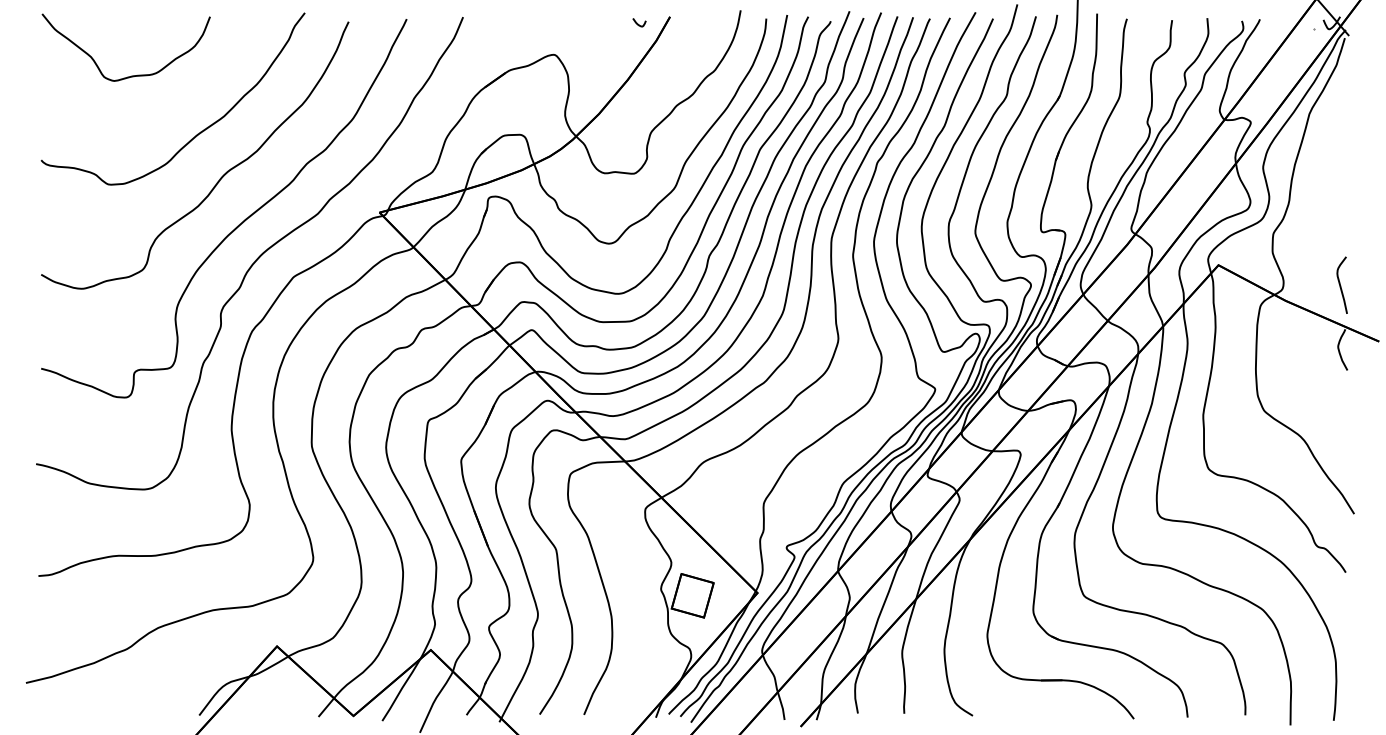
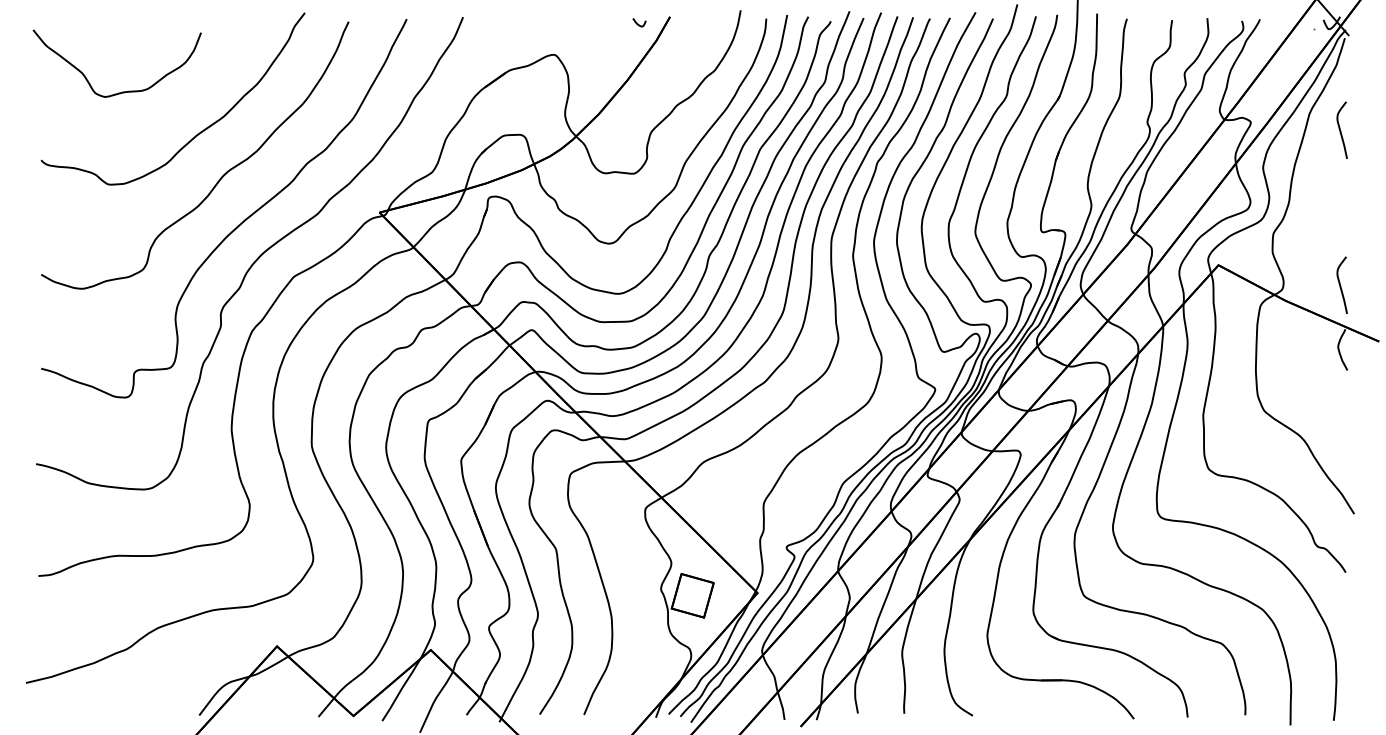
curve position: (131, 75) -> (122, 91) (122, 91)
curve: none -> present (1340, 129)
